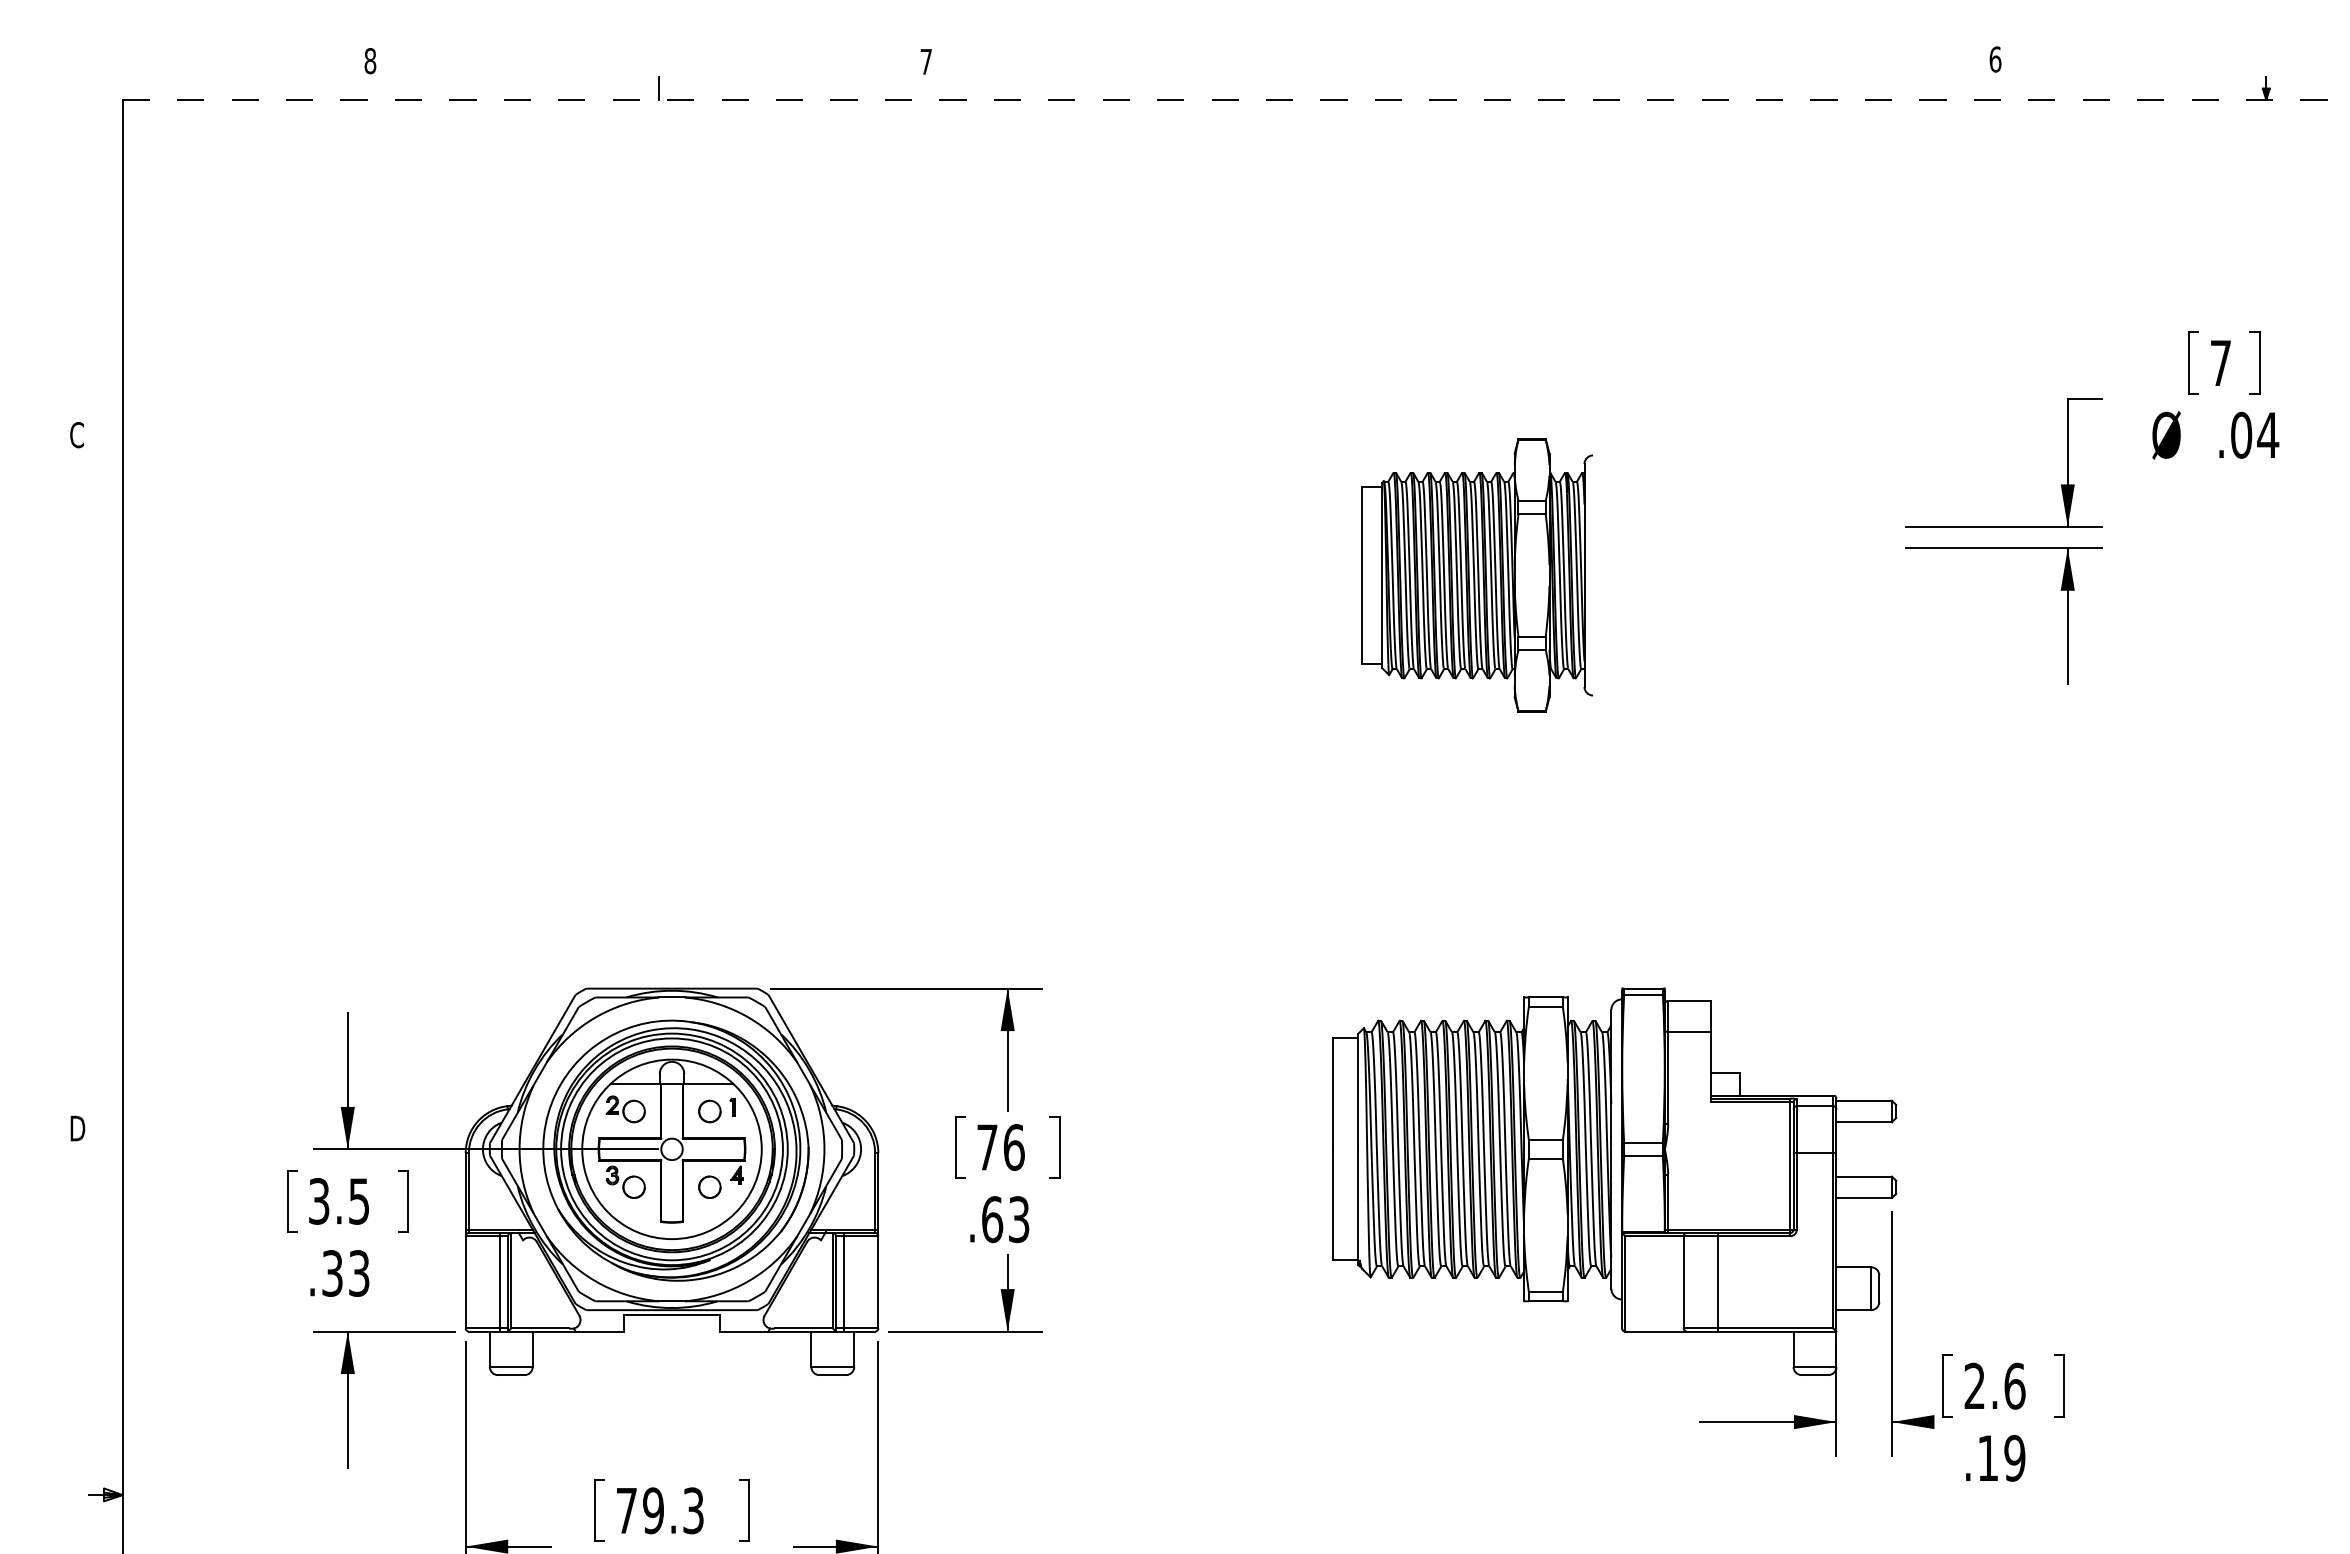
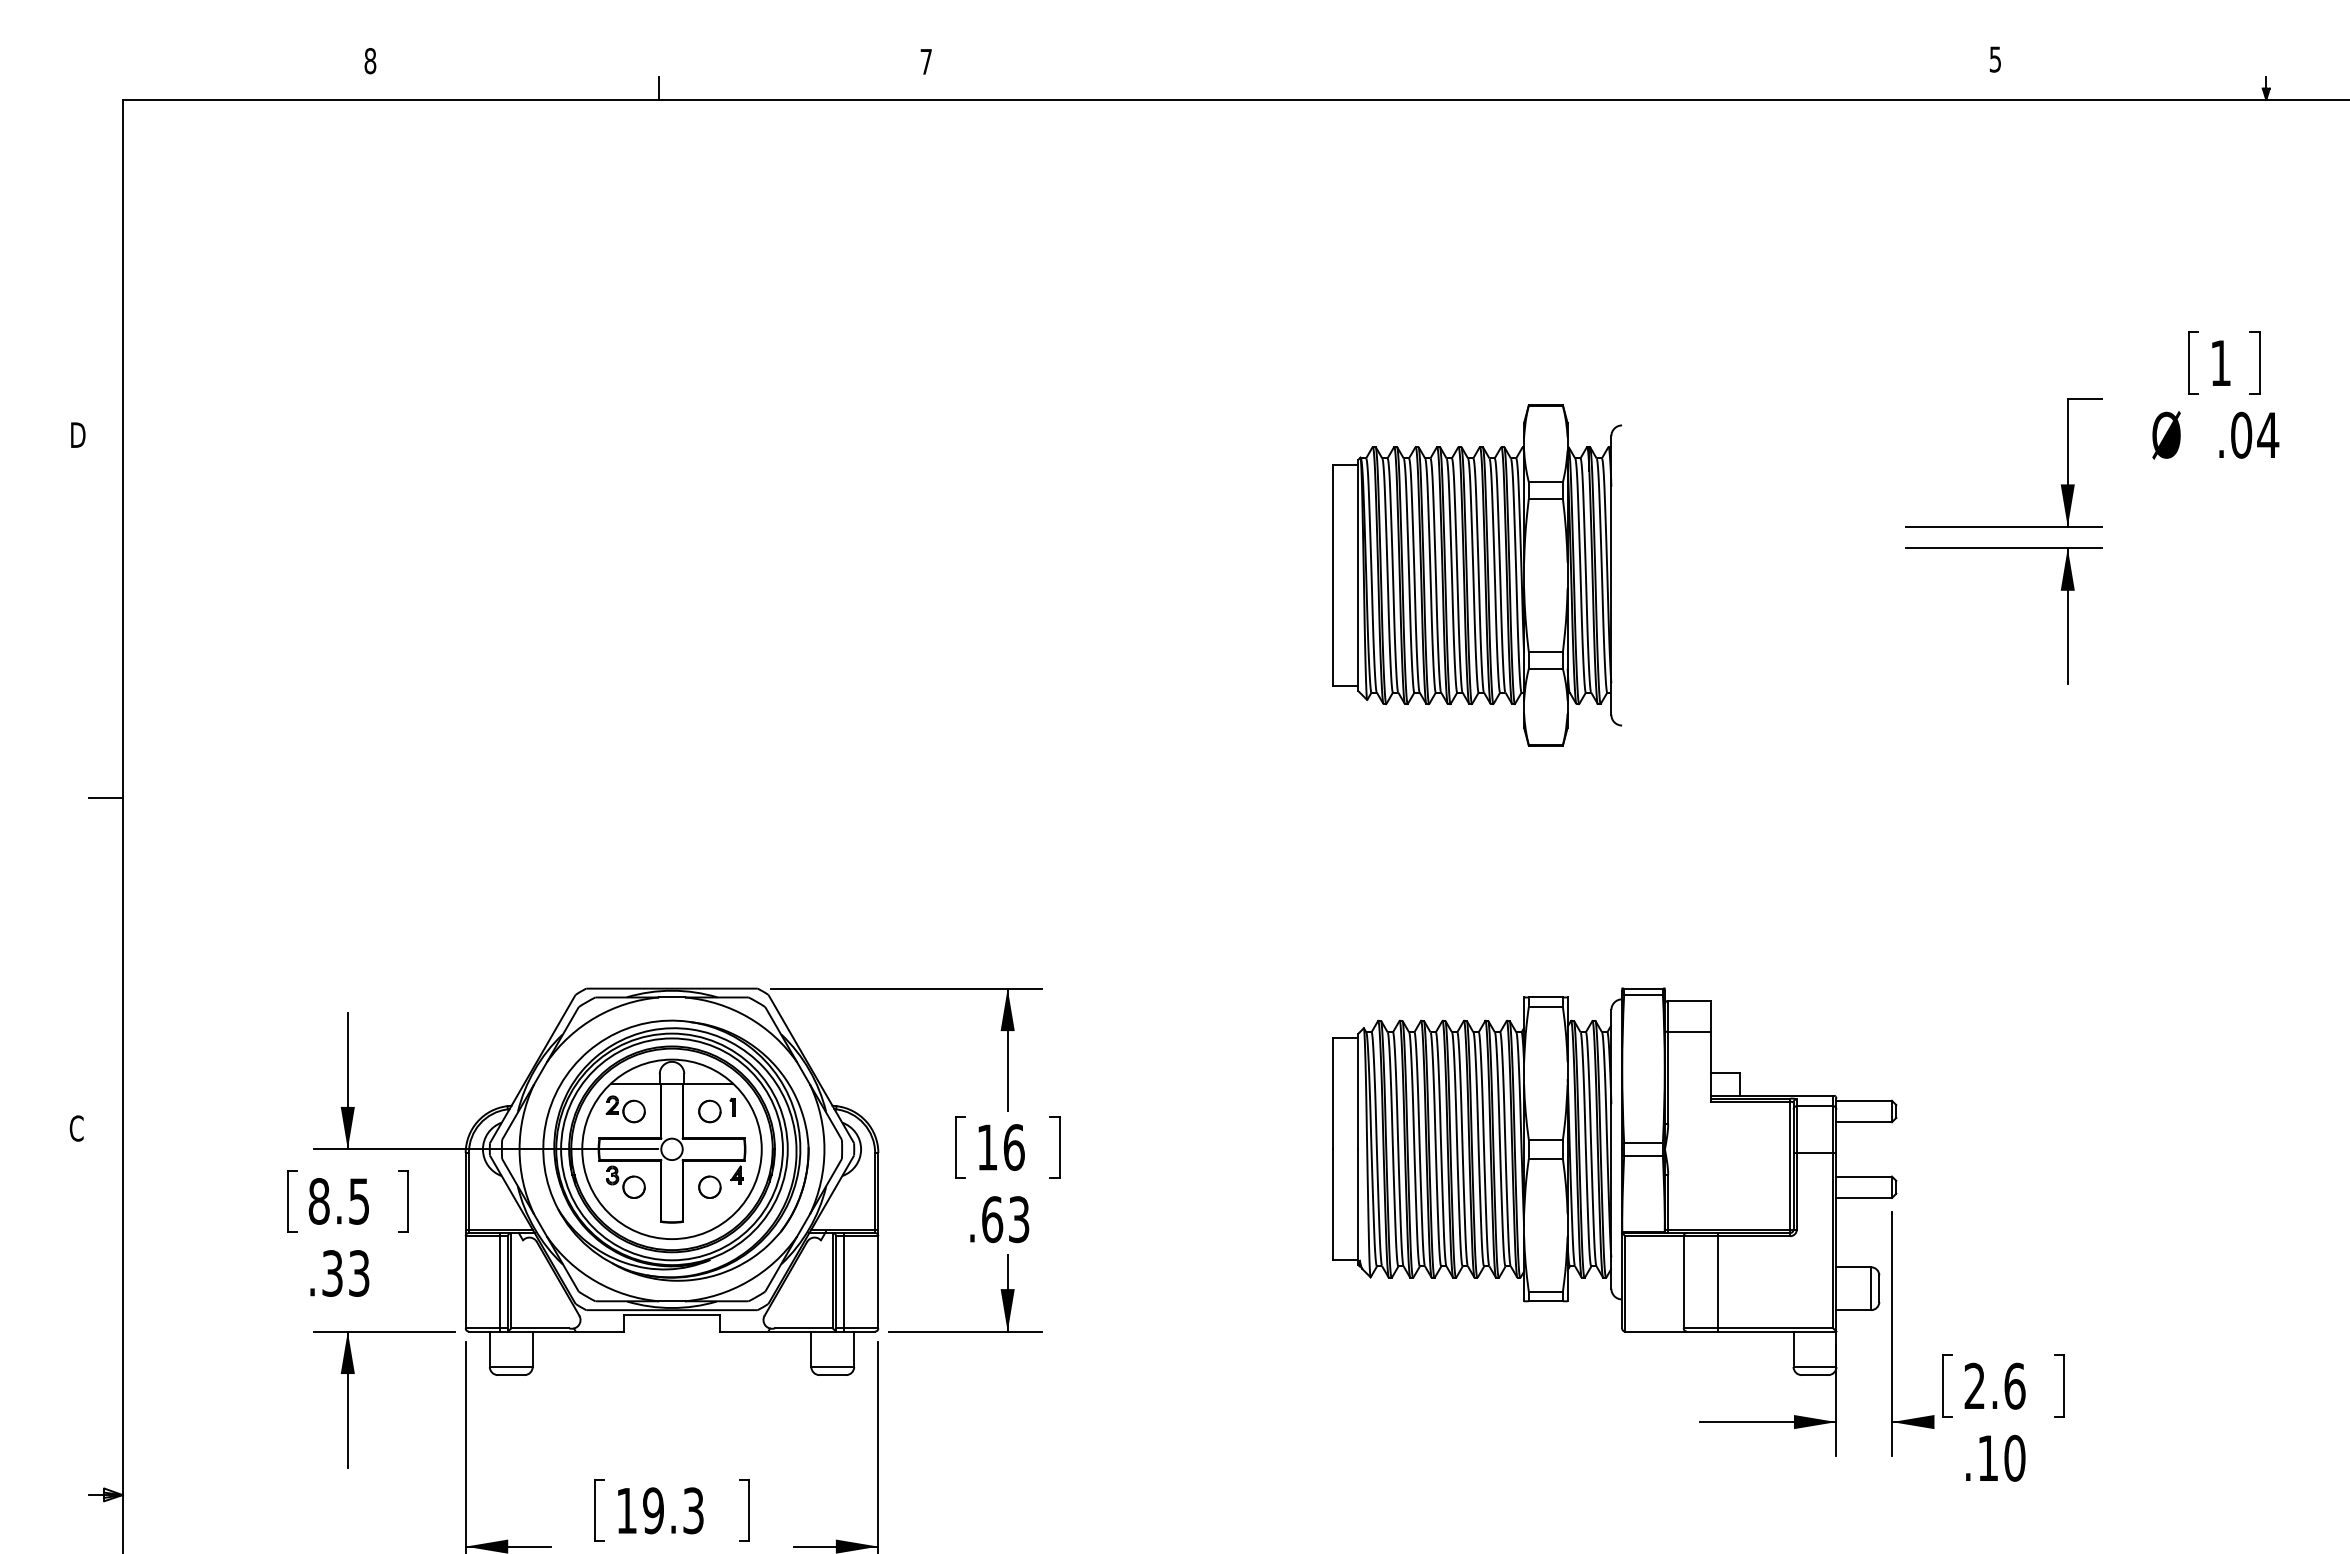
text: 6 -> 5 (1995, 59)
line: dashed -> solid (1236, 99)
text: 7 -> 1 (2220, 362)
text: C -> D (77, 435)
part size: 232x275 px -> 290x343 px (1476, 575)
line: none -> present (105, 797)
text: D -> C (77, 1128)
text: 76 -> 16 (987, 1147)
text: 3.5 -> 8.5 (318, 1201)
text: .19 -> .10 (2014, 1458)
text: 79.3 -> 19.3 (626, 1510)
